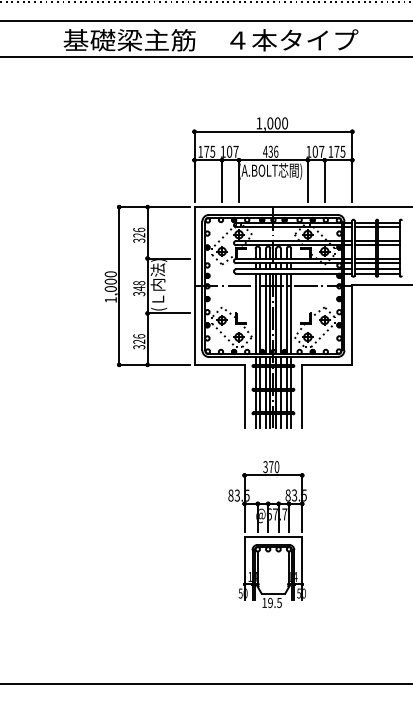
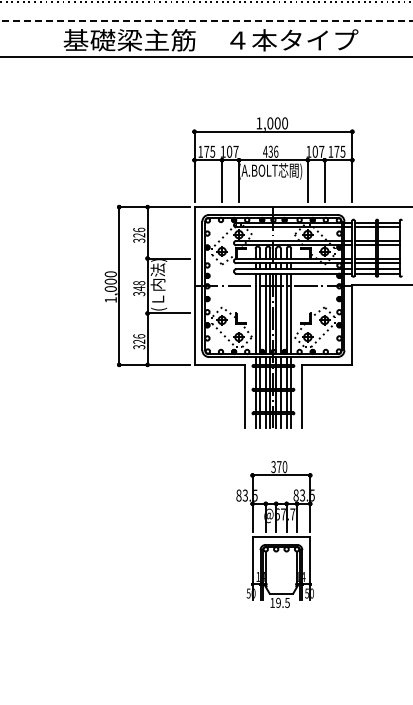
line: solid -> dashed (206, 21)
part position: (267, 534) -> (275, 534) (275, 534)
line: present -> none (205, 683)
